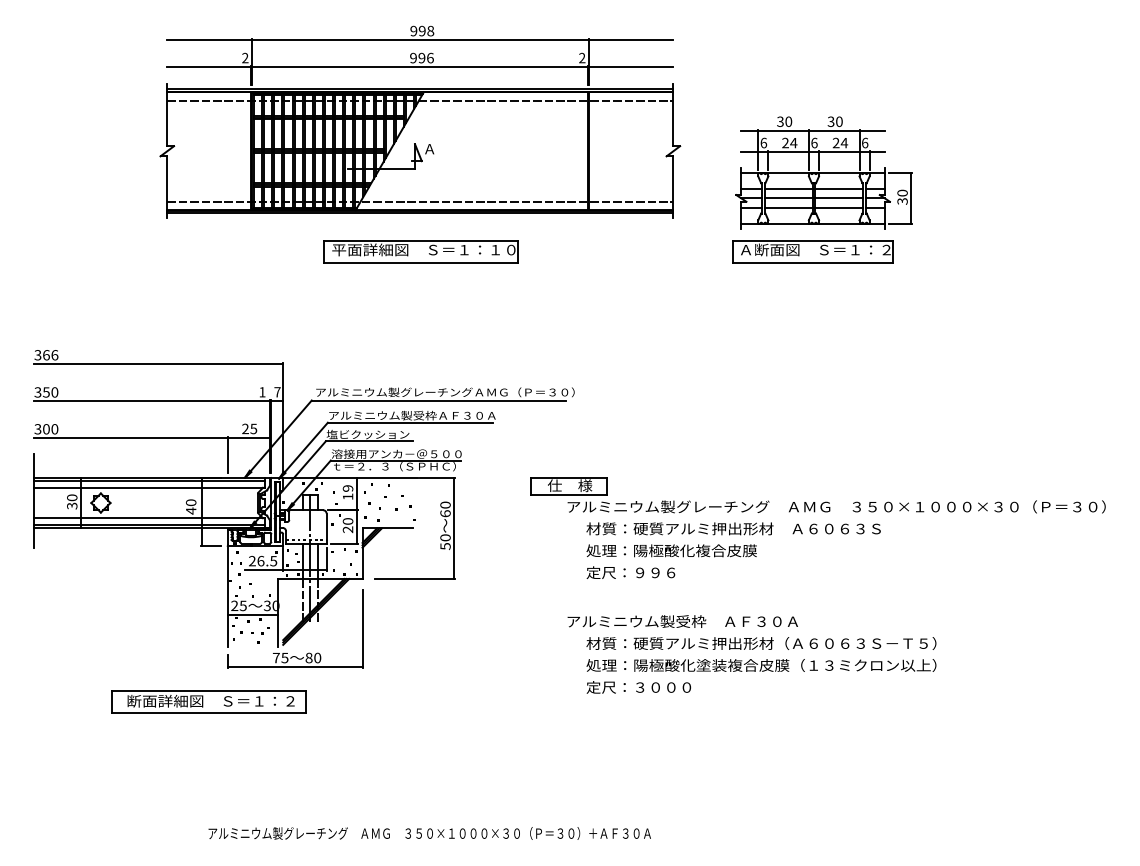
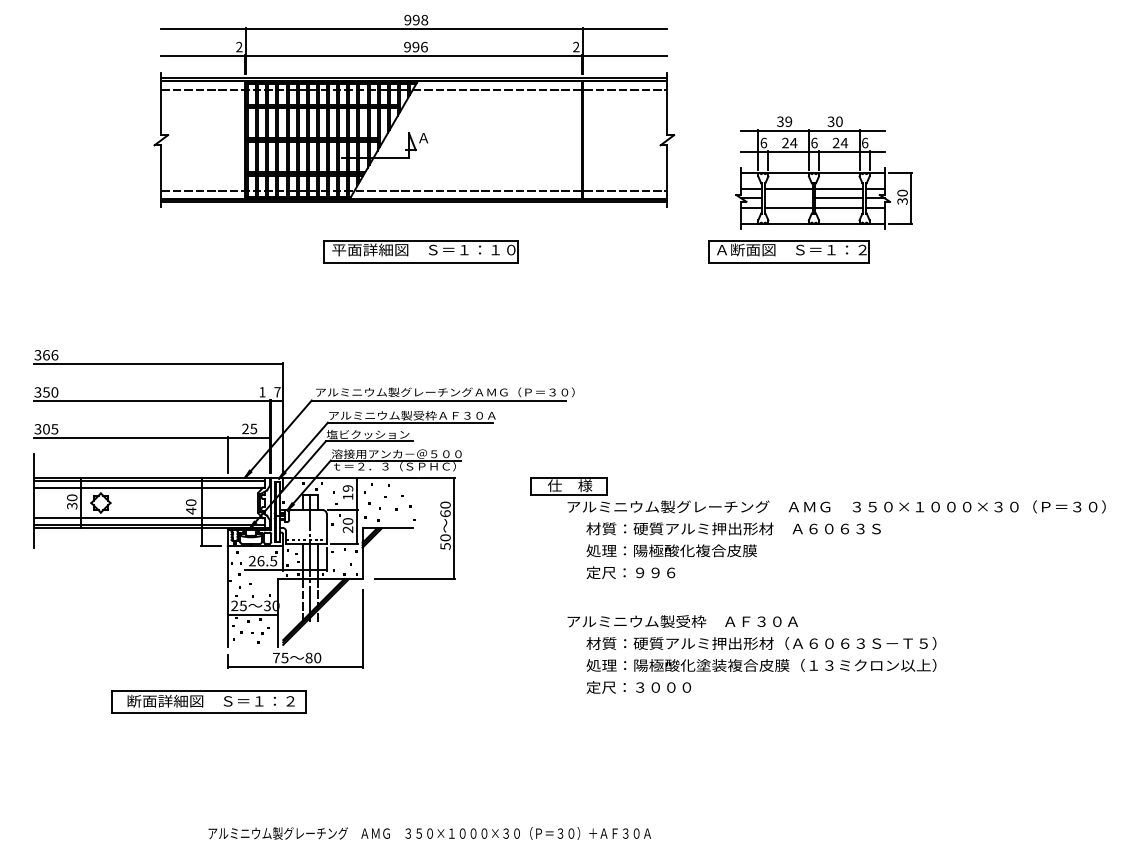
part position: (420, 121) -> (414, 110) (414, 110)
text: 30 -> 39 (788, 121)
line: present -> none (788, 198)
part position: (812, 251) -> (788, 251) (788, 251)
text: 300 -> 305 (54, 429)
